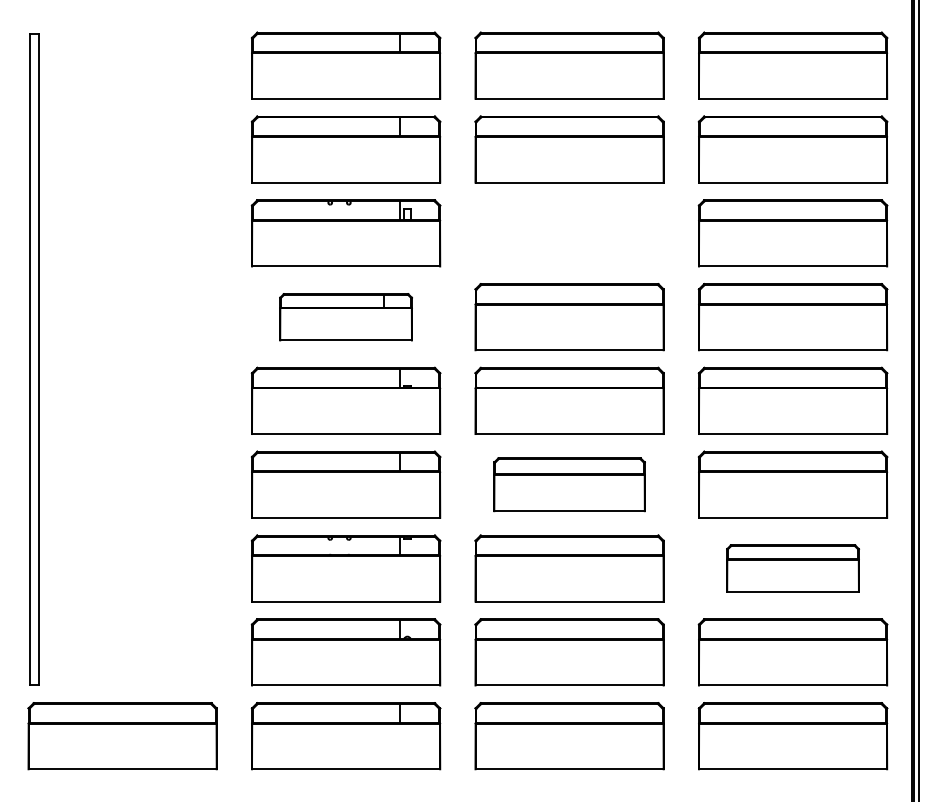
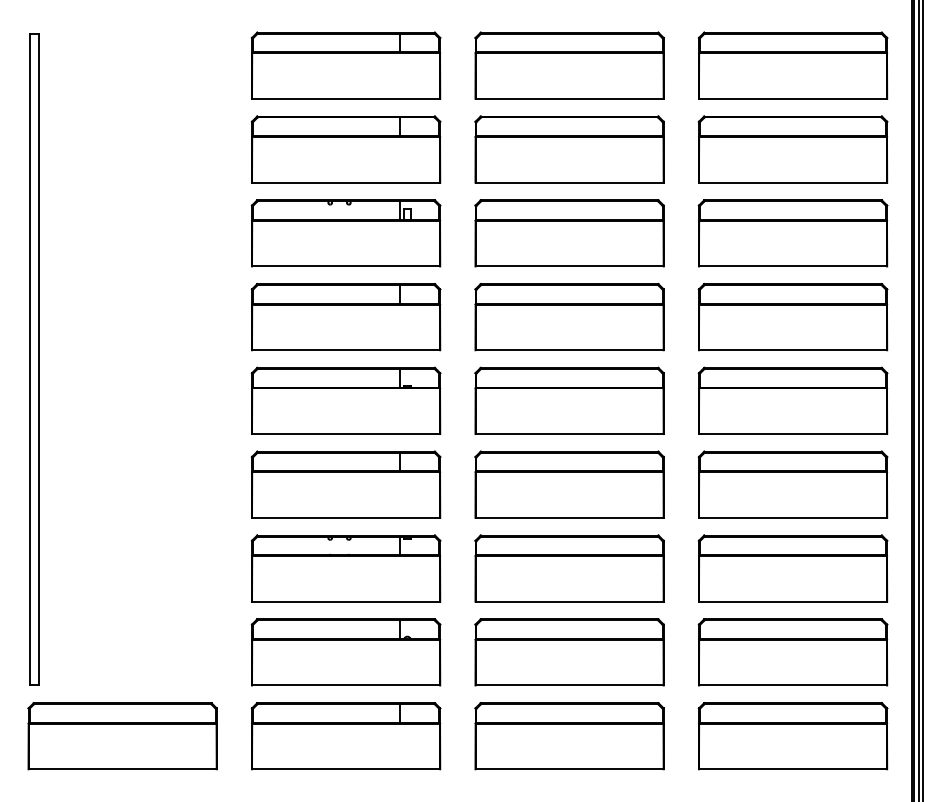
part: none -> present (569, 233)
part size: 134x49 px -> 192x69 px (345, 317)
line: none -> present (923, 400)
part size: 153x56 px -> 191x69 px (569, 484)
part size: 134x49 px -> 192x69 px (792, 568)
